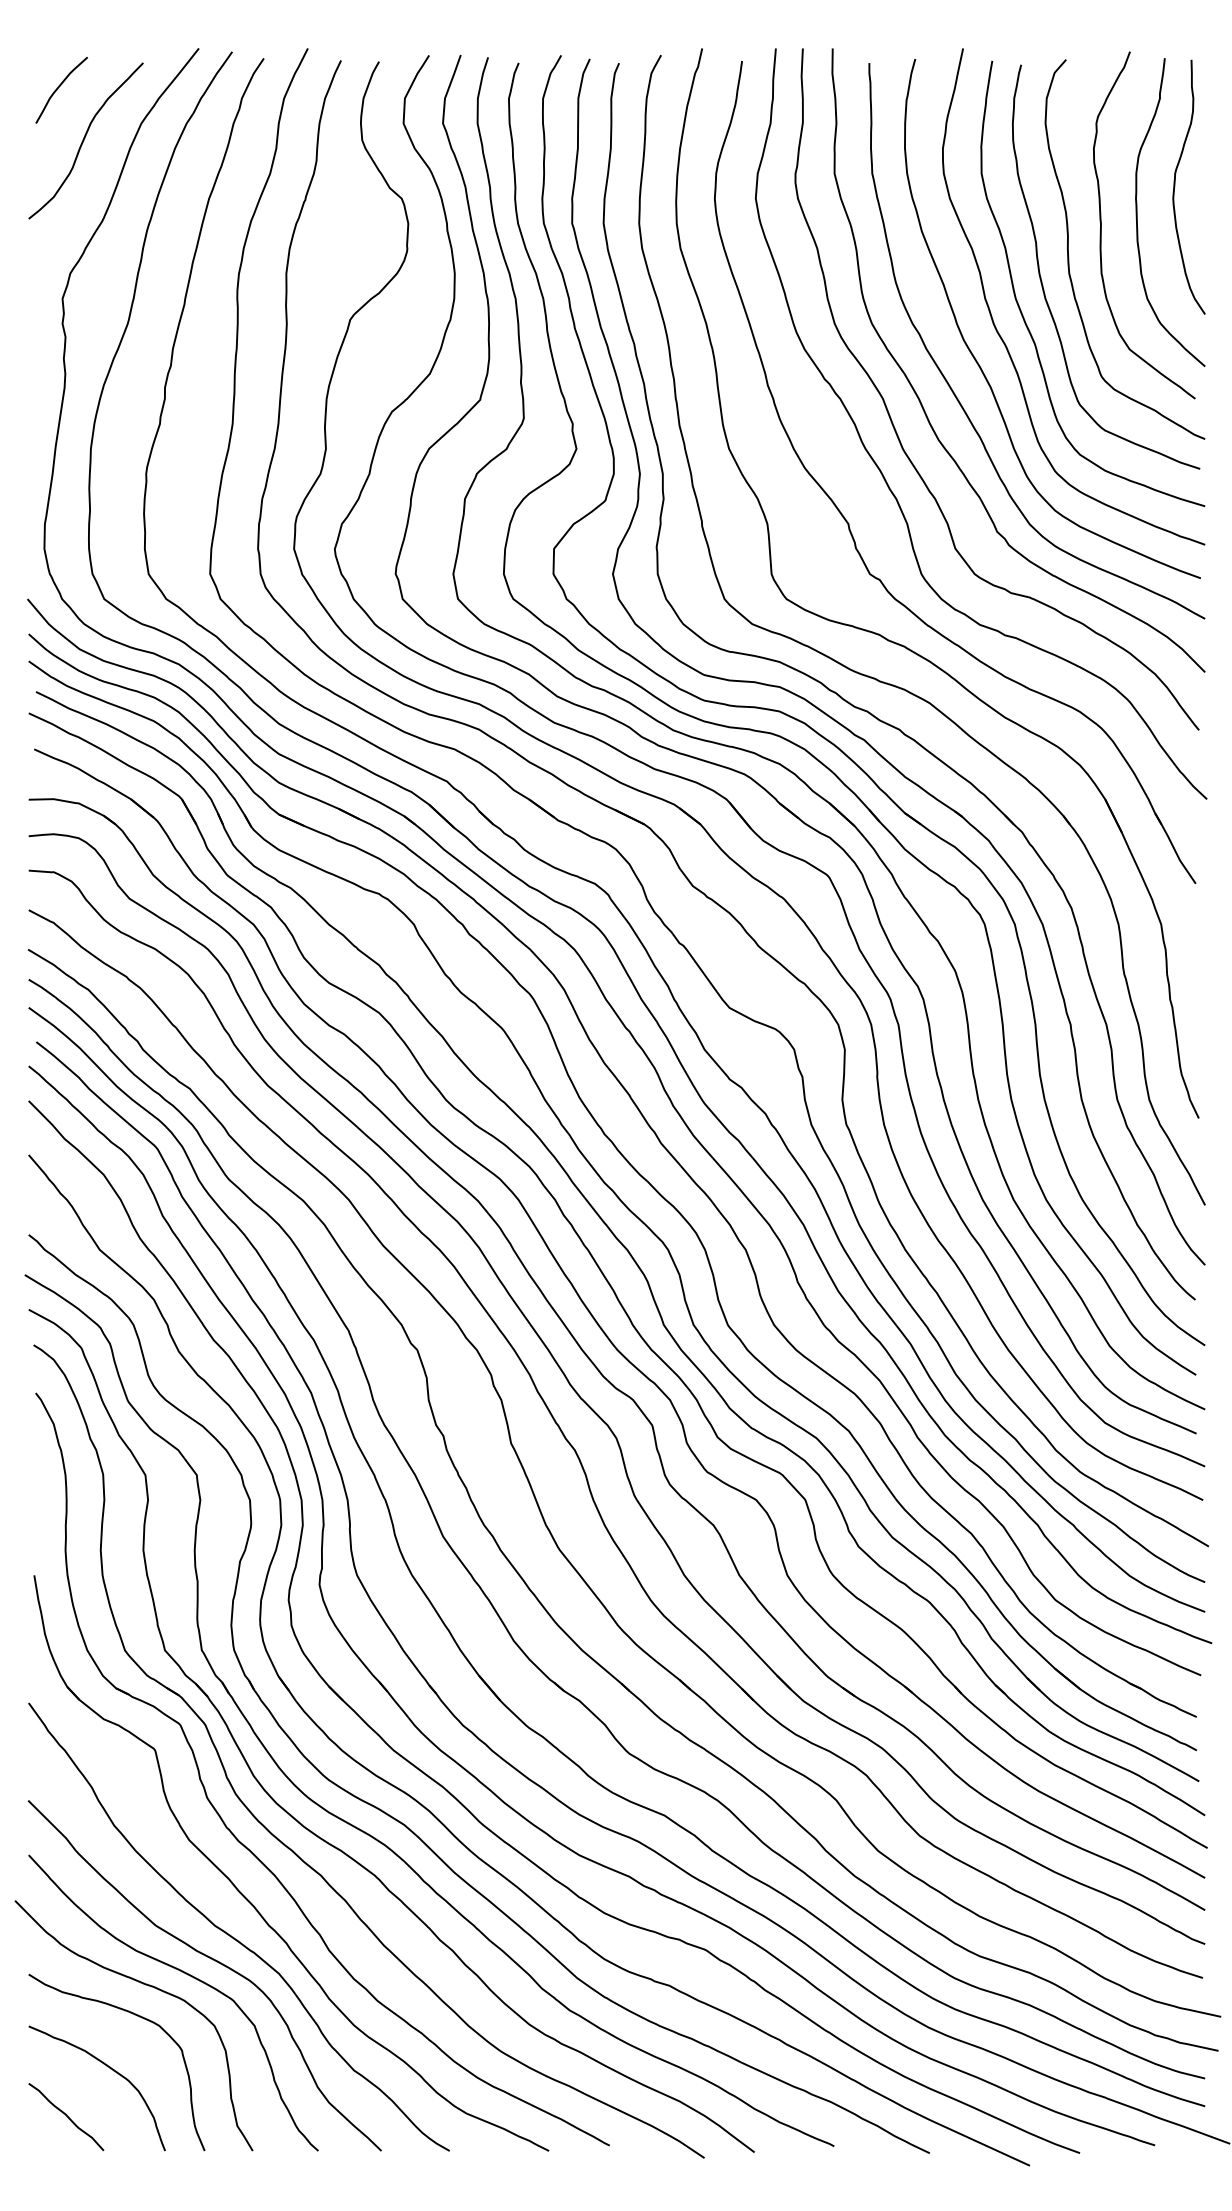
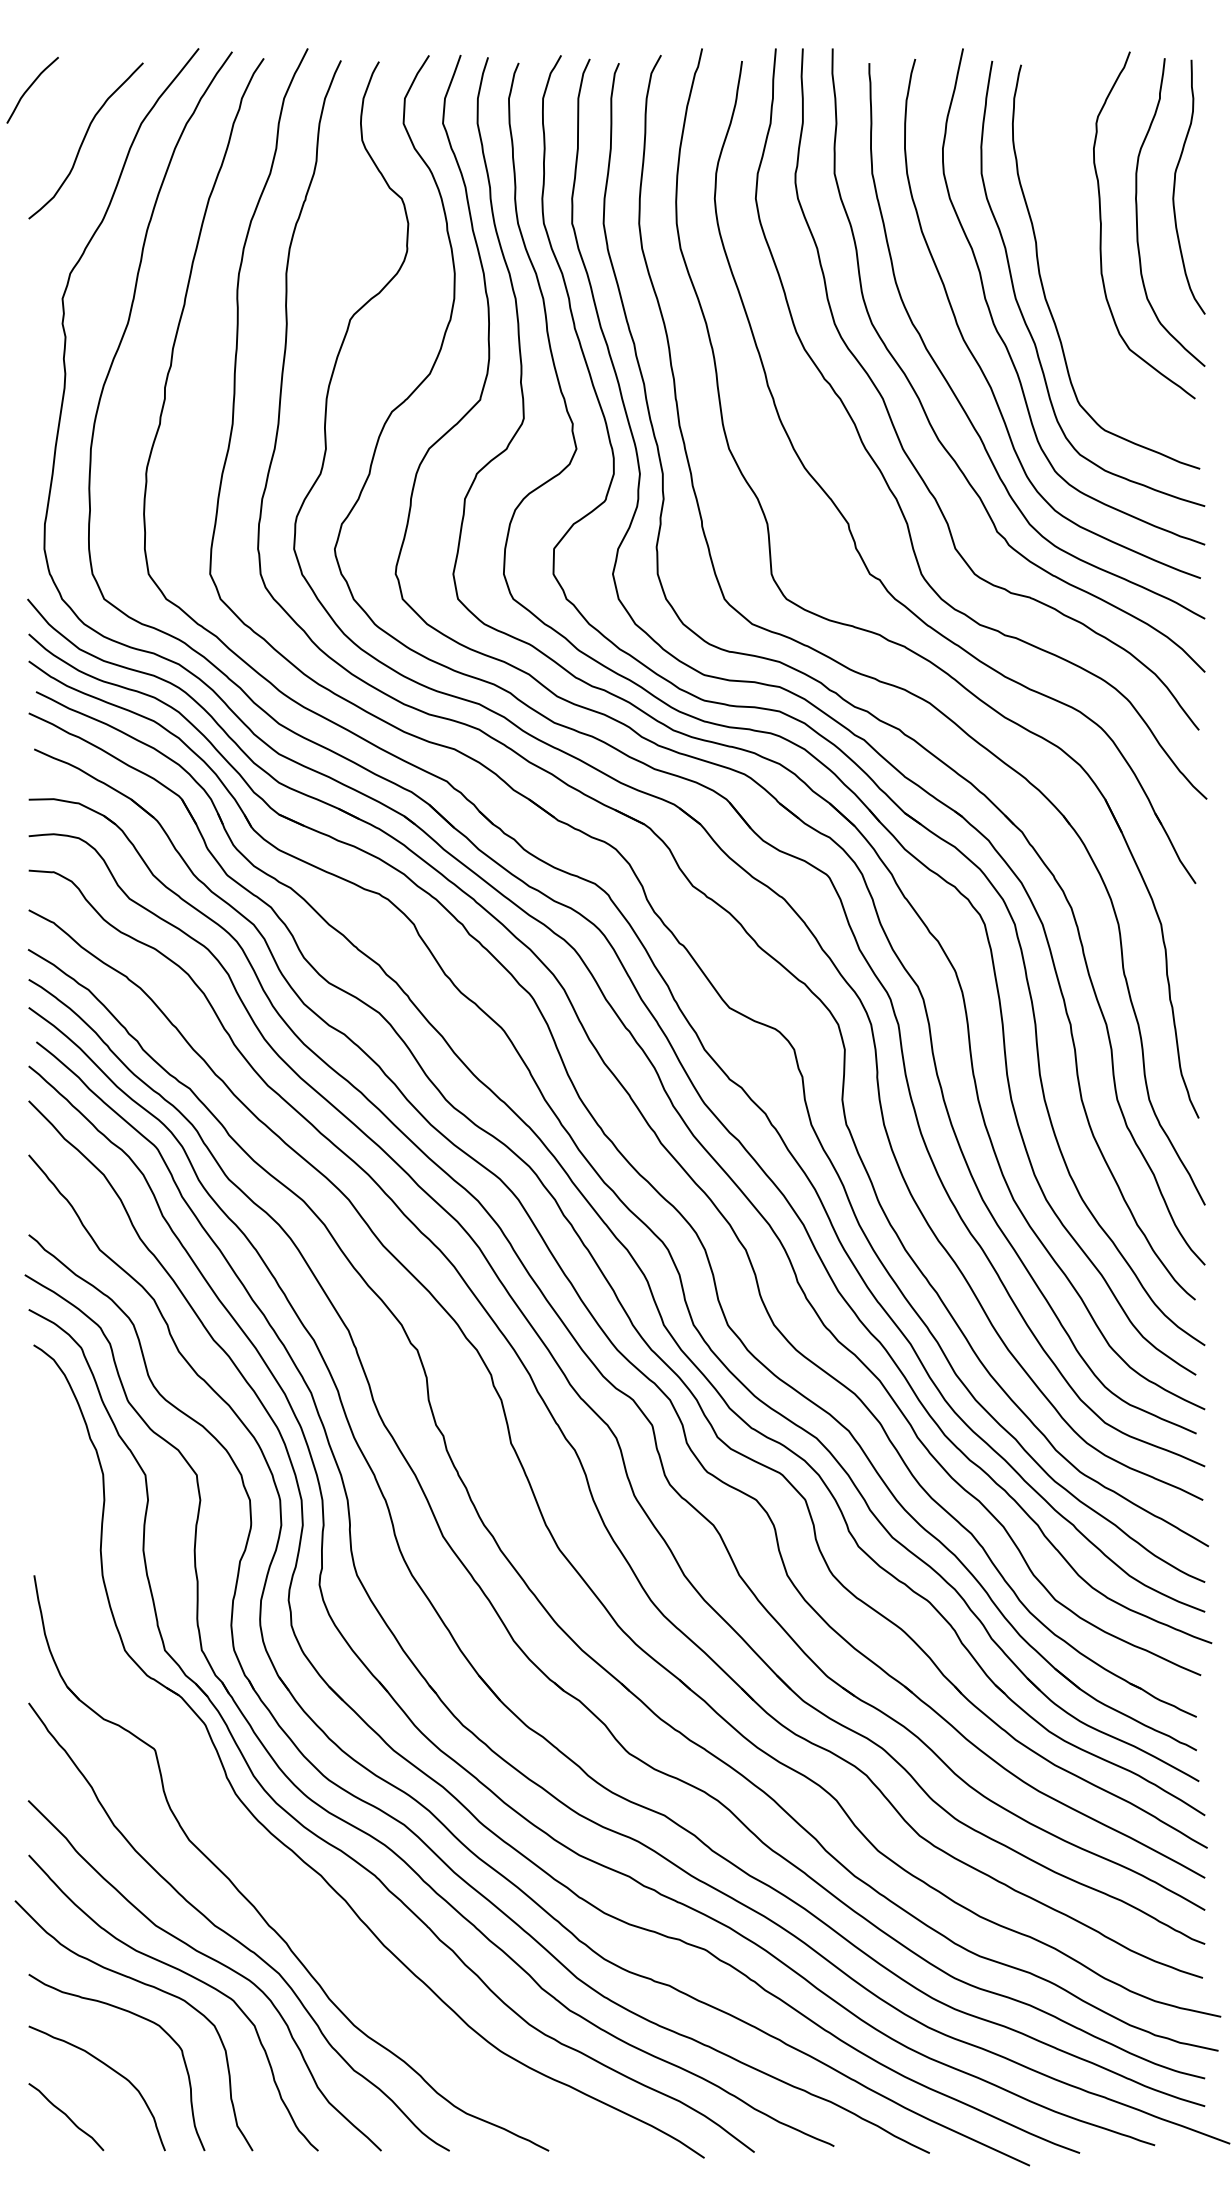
curve position: (59, 87) -> (30, 87) (30, 87)
curve: present -> none (1069, 257)
part: present -> none (250, 1849)
